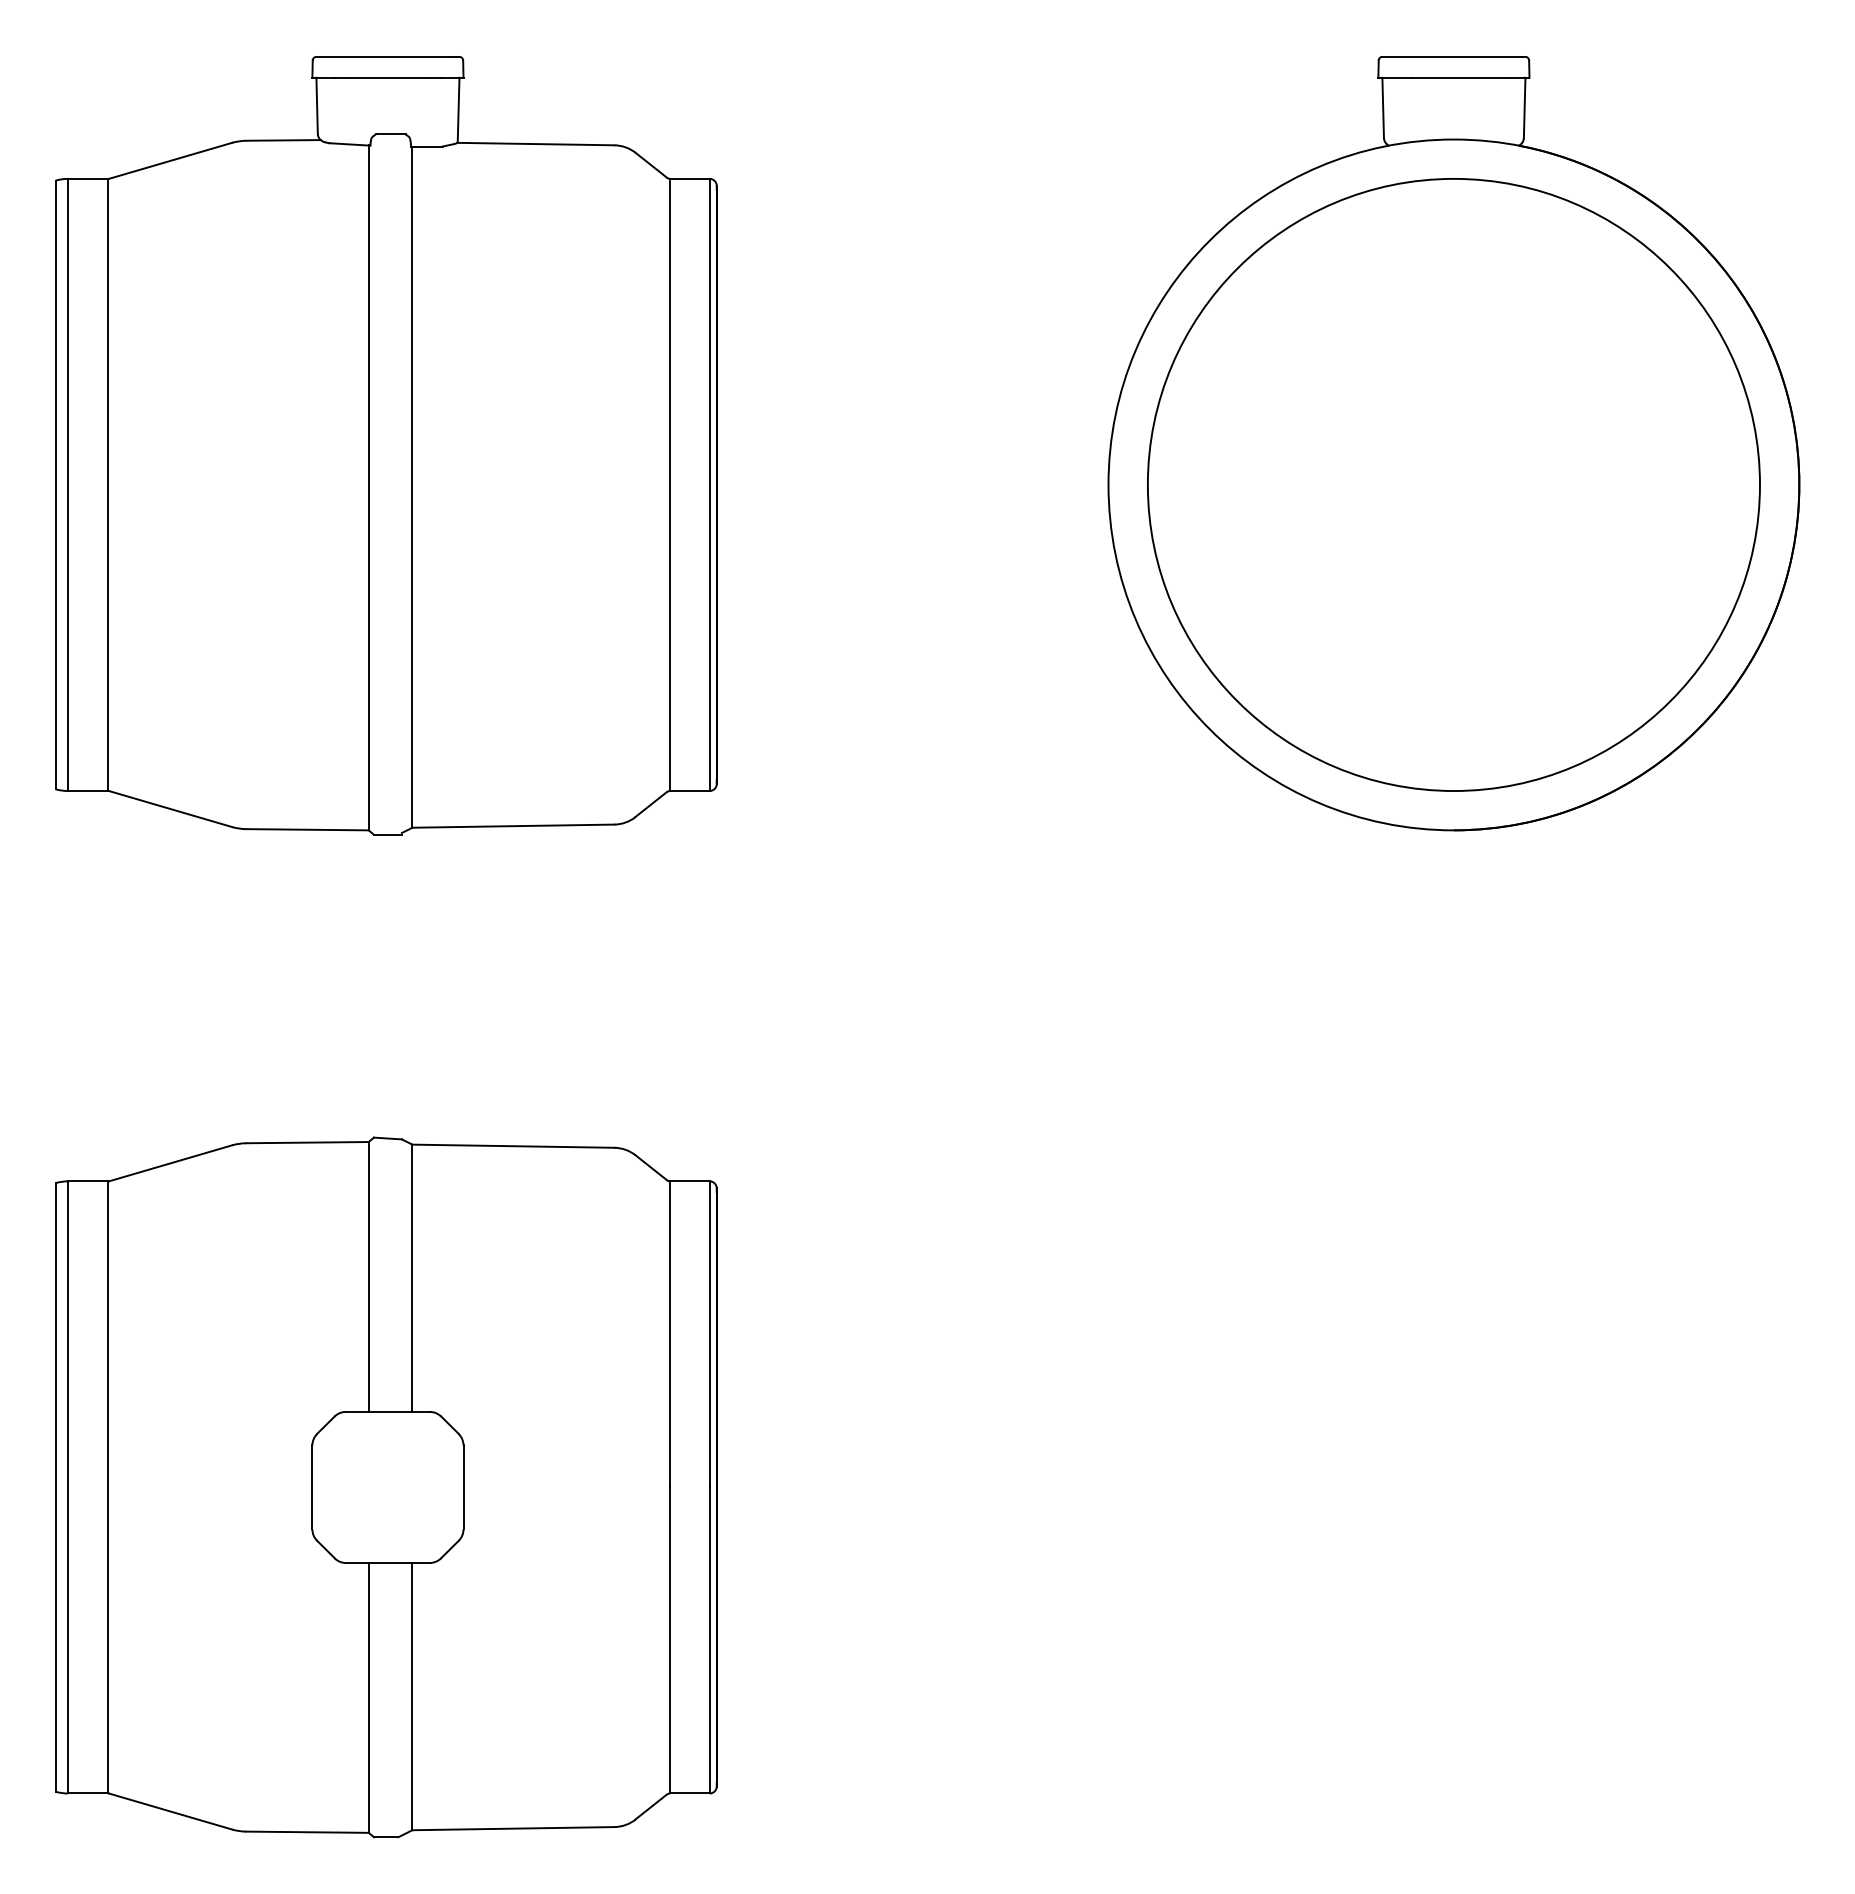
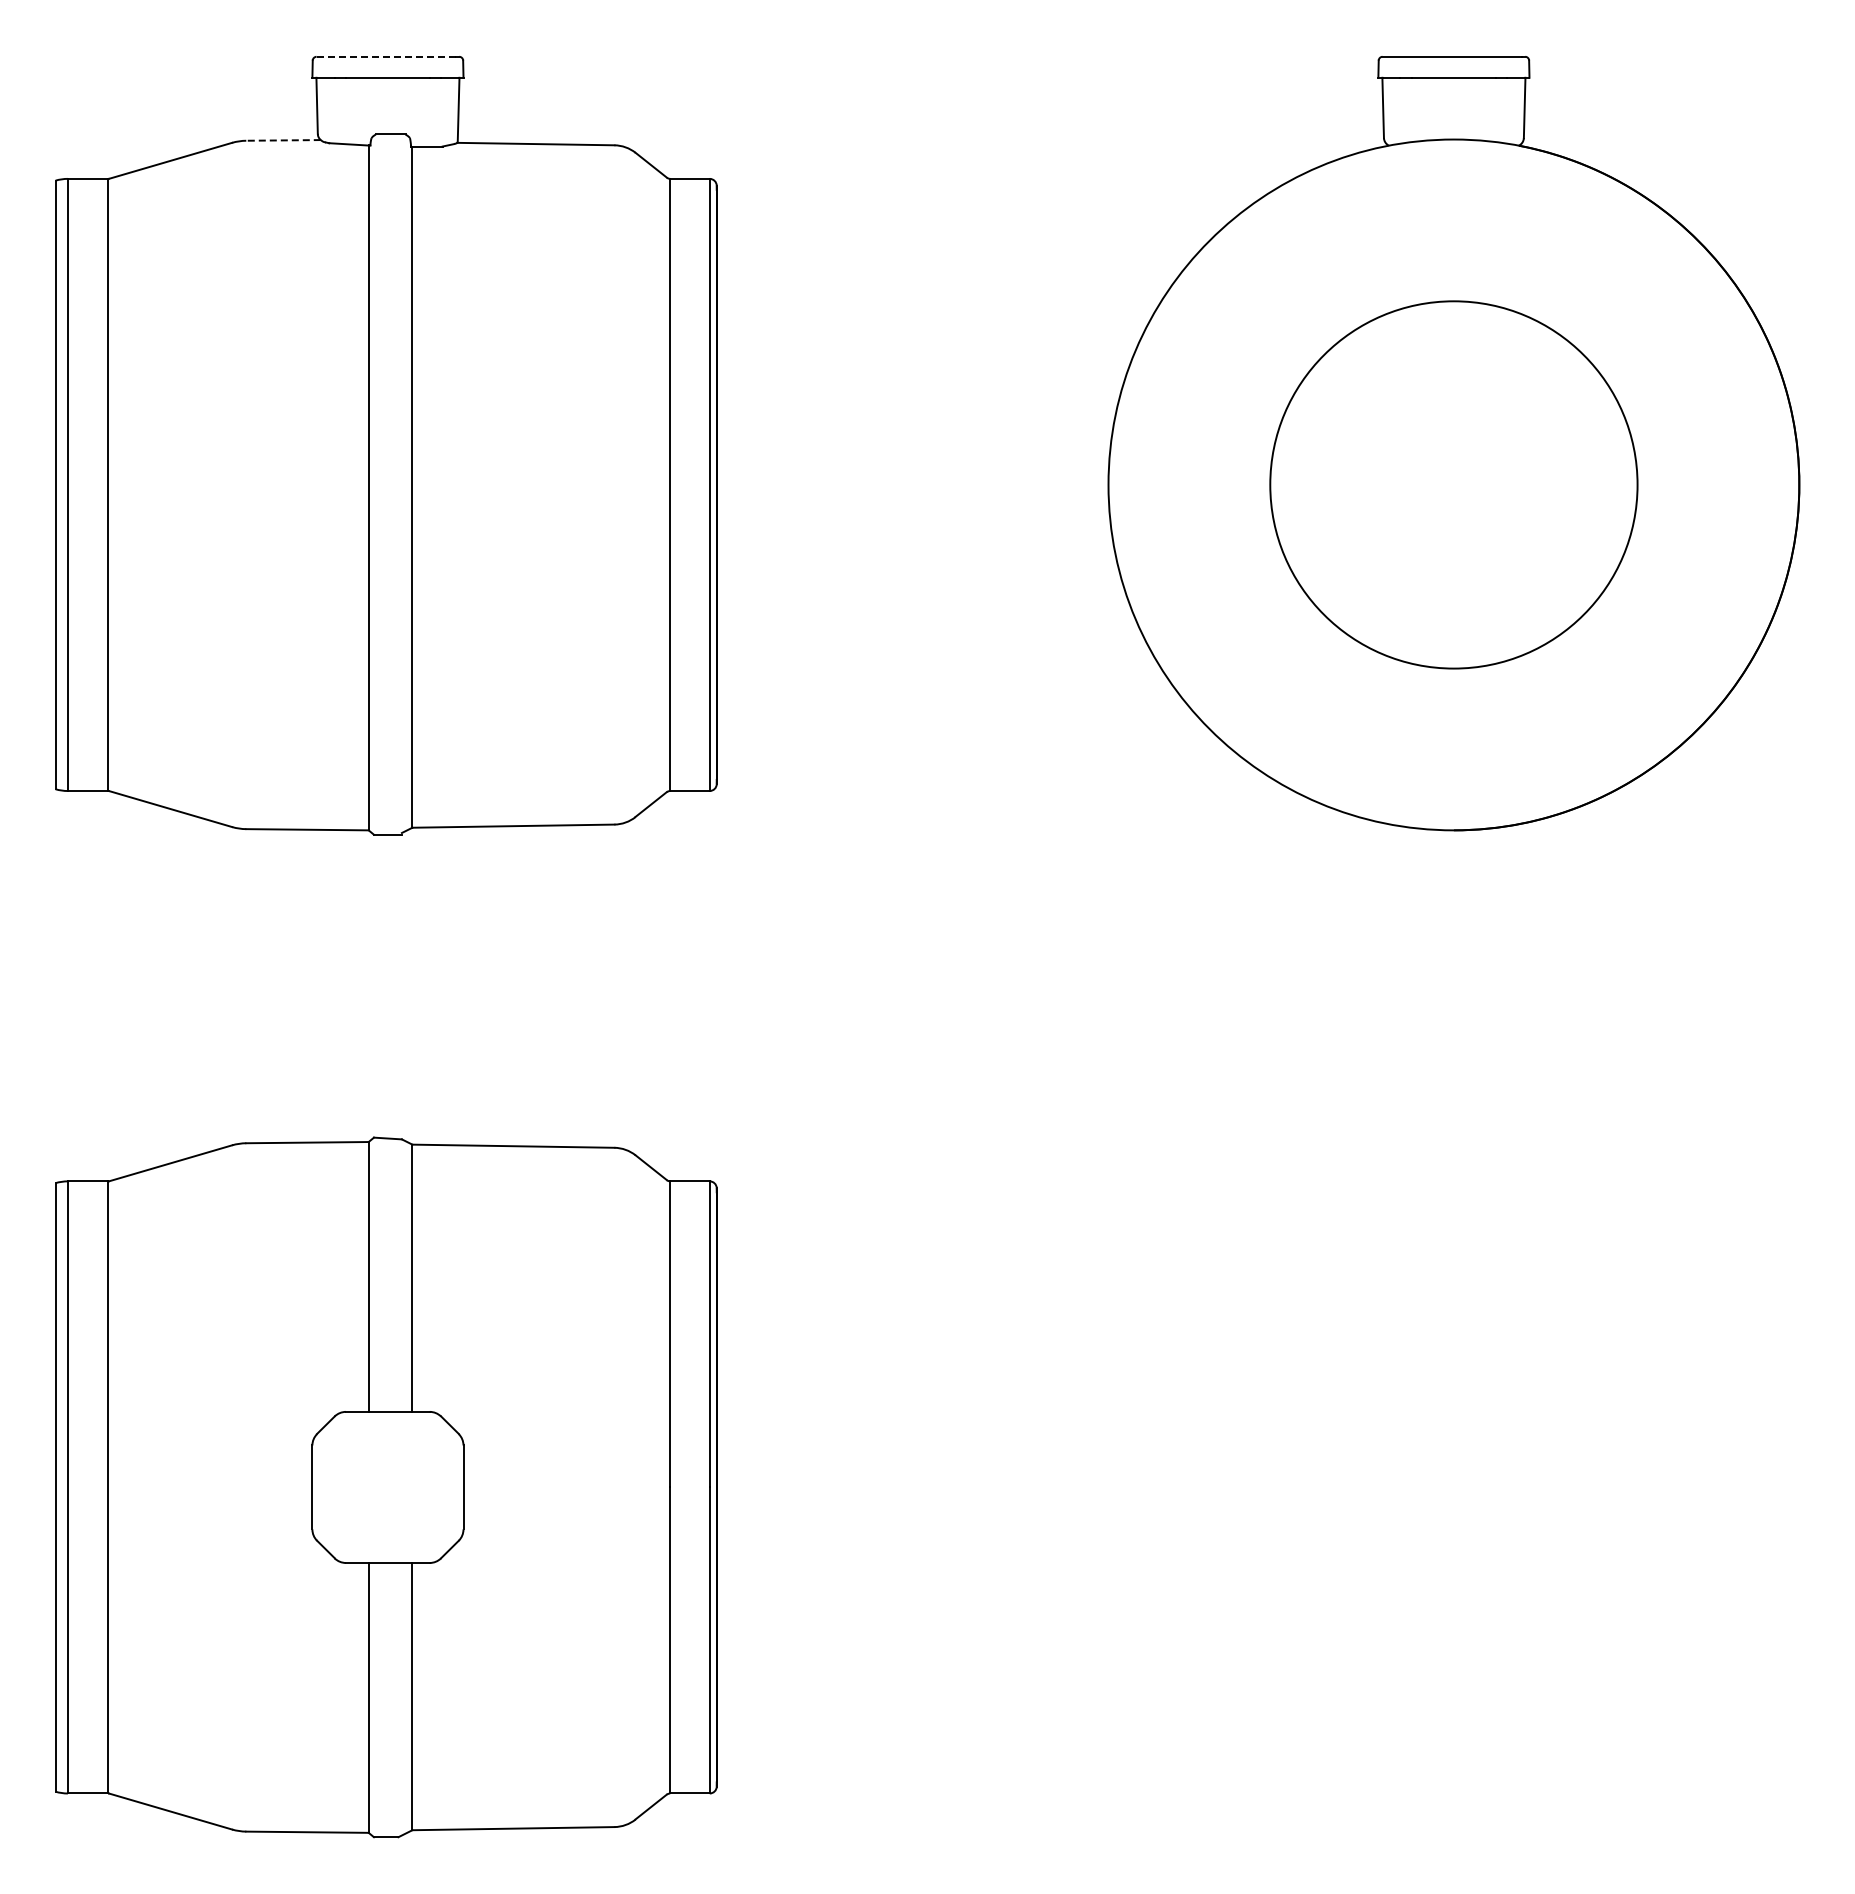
line: solid -> dashed (386, 56)
line: solid -> dashed (283, 140)
circle diameter: 612 px -> 367 px (1453, 484)
